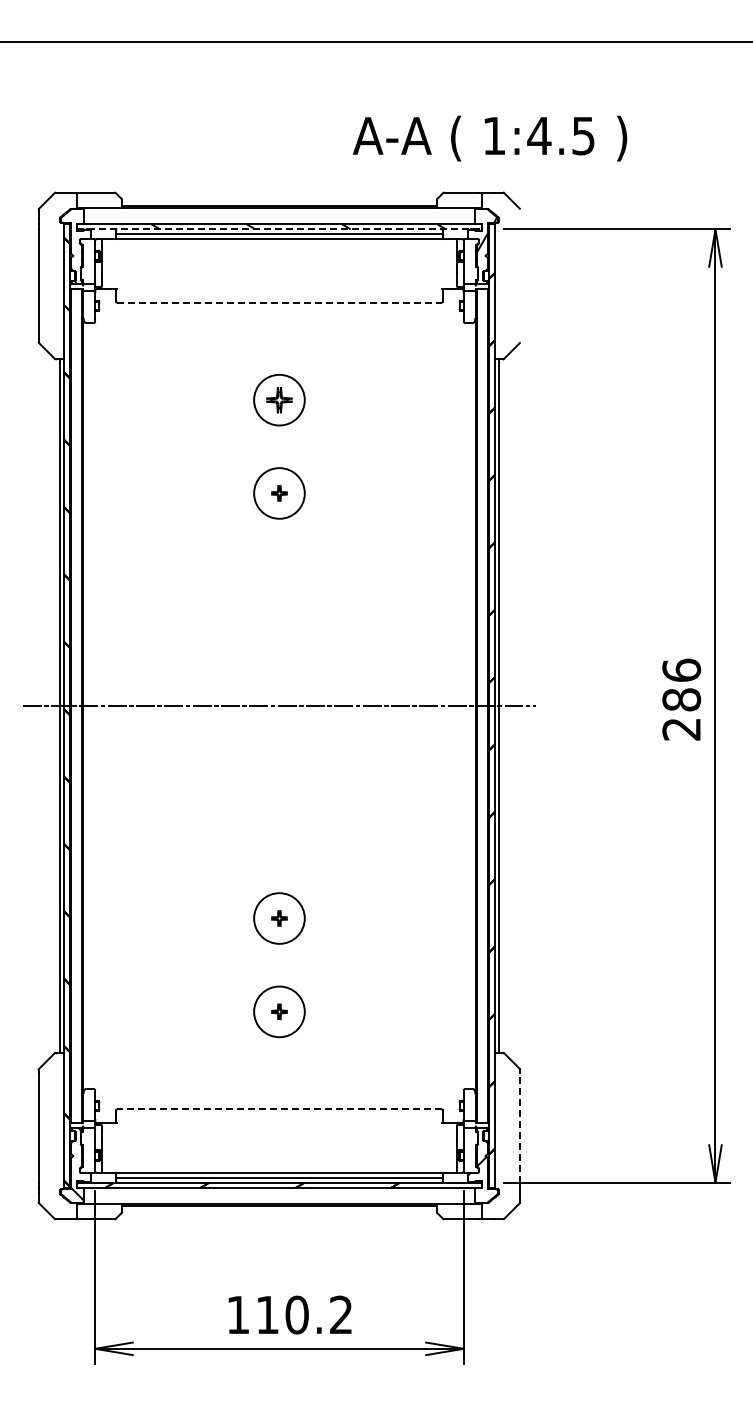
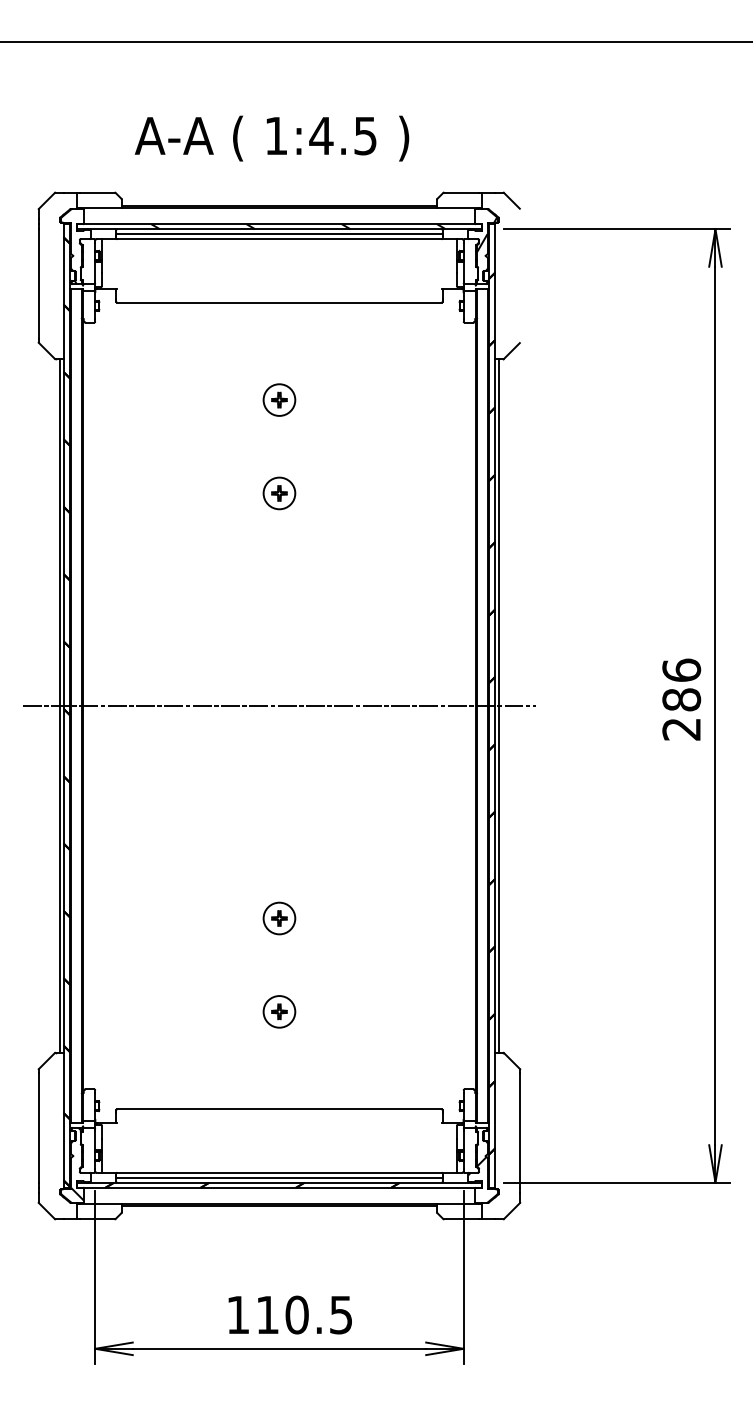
text position: (489, 138) -> (271, 138) (271, 138)
line: dashed -> solid (279, 229)
line: dashed -> solid (279, 302)
part size: 53x53 px -> 35x34 px (279, 399)
circle diameter: 51 px -> 32 px (279, 493)
circle diameter: 51 px -> 32 px (279, 918)
circle diameter: 51 px -> 32 px (279, 1011)
line: dashed -> solid (278, 1109)
line: dashed -> solid (520, 1127)
text: 110.2 -> 110.5 (340, 1314)
